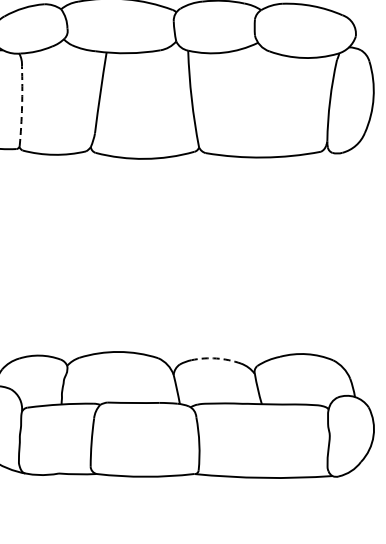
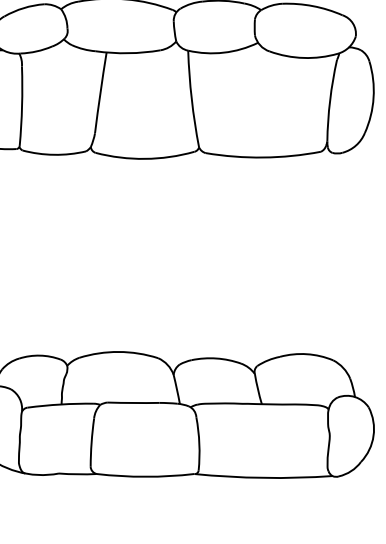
arc: dashed -> solid (22, 106)
arc: dashed -> solid (216, 358)
